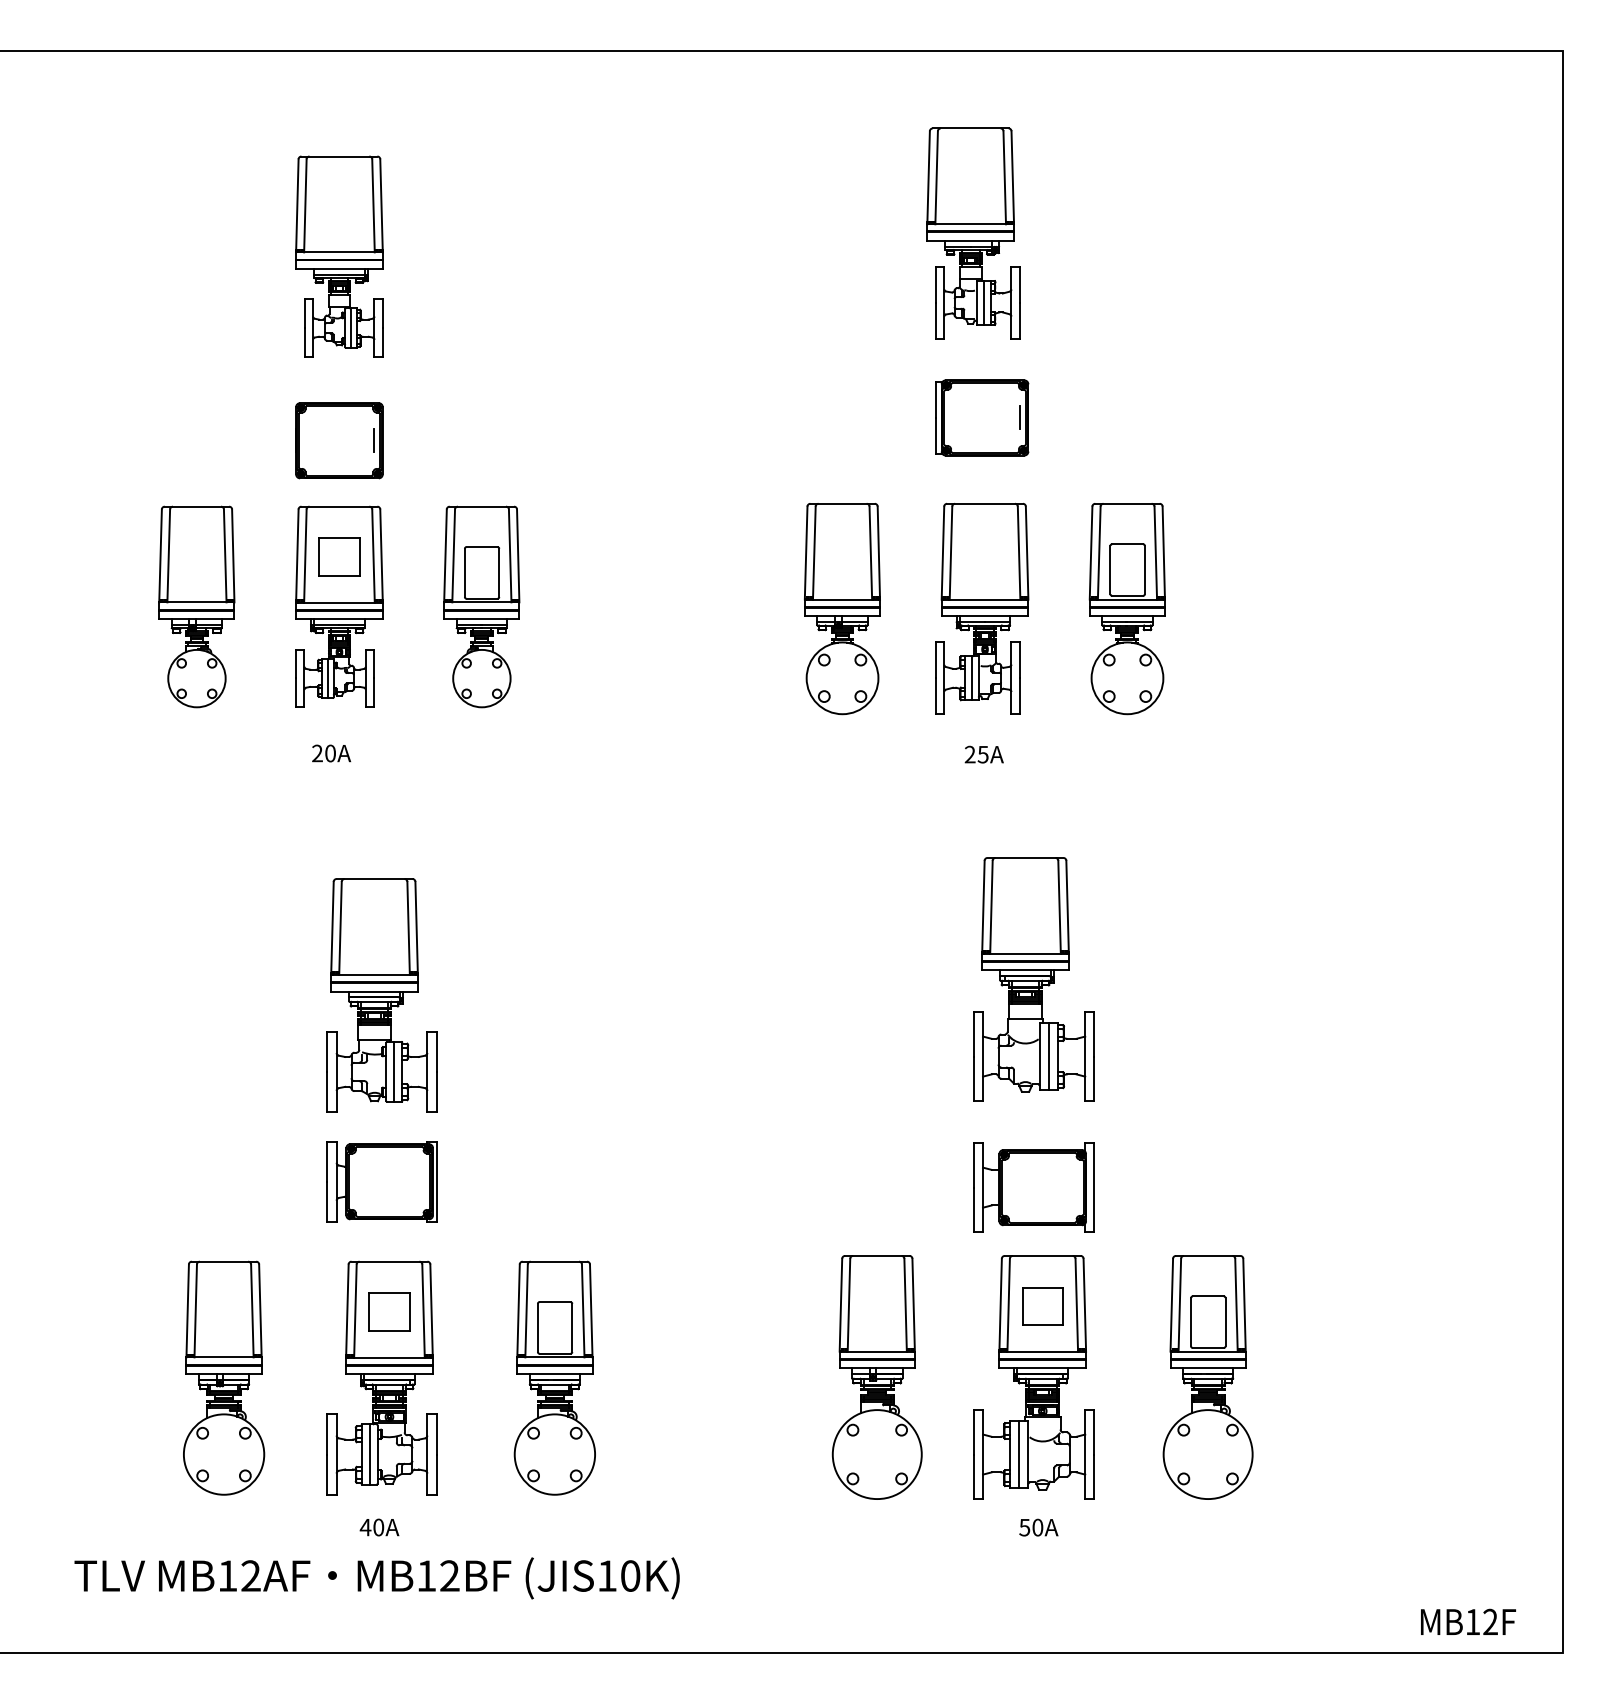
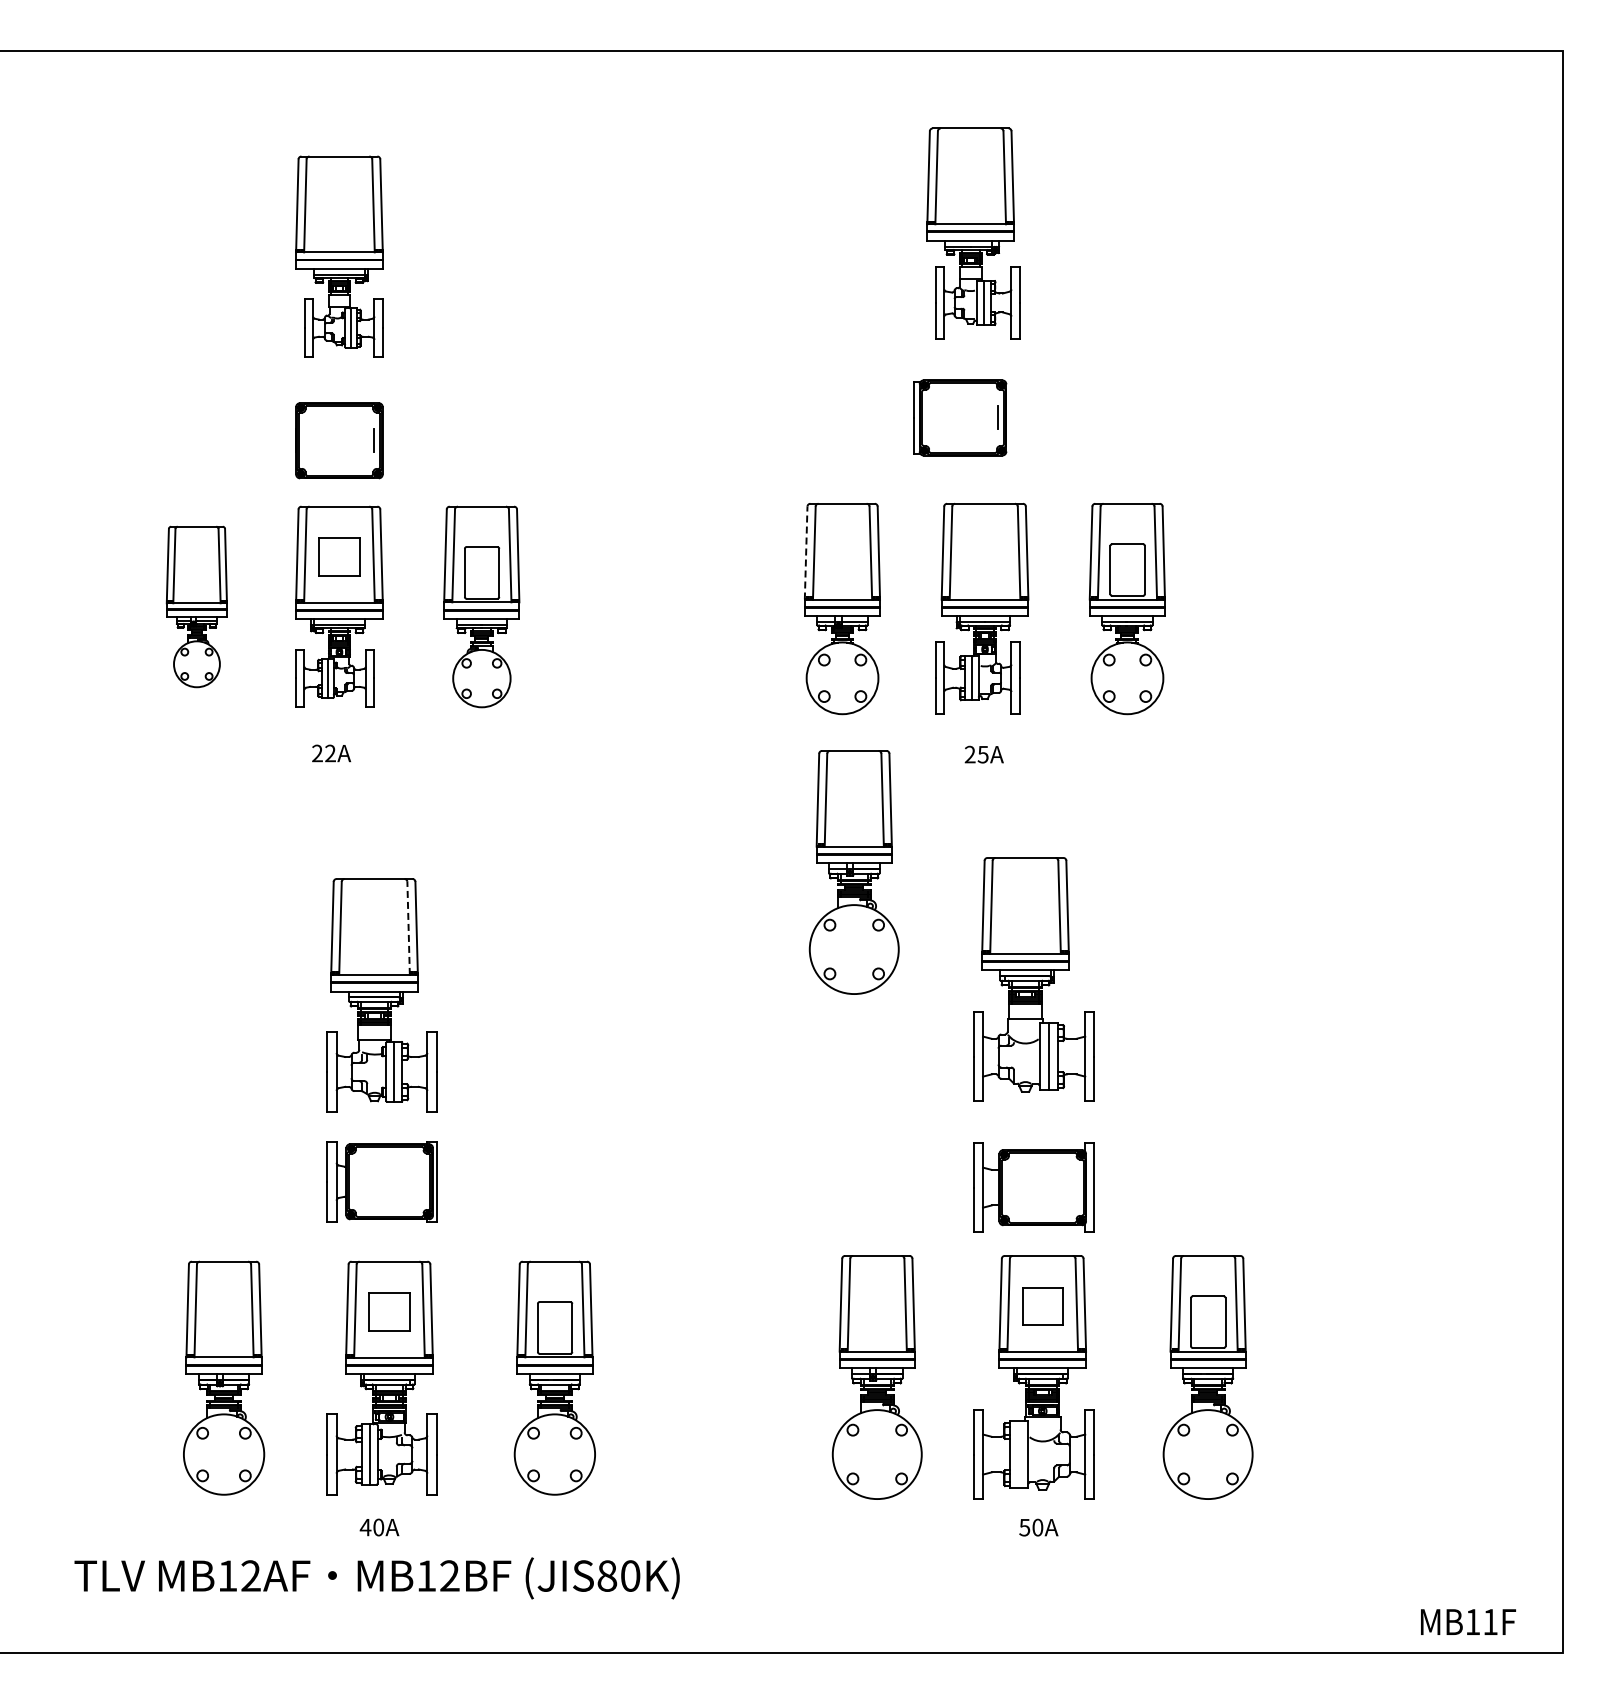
part position: (982, 417) -> (960, 417) (960, 417)
line: solid -> dashed (806, 552)
part size: 78x204 px -> 63x164 px (196, 606)
text: 20A -> 22A (330, 753)
part: none -> present (853, 872)
line: solid -> dashed (408, 928)
line: present -> none (1019, 1454)
text: (JIS10K) -> (JIS80K) (607, 1575)
text: MB12F -> MB11F (1490, 1621)
